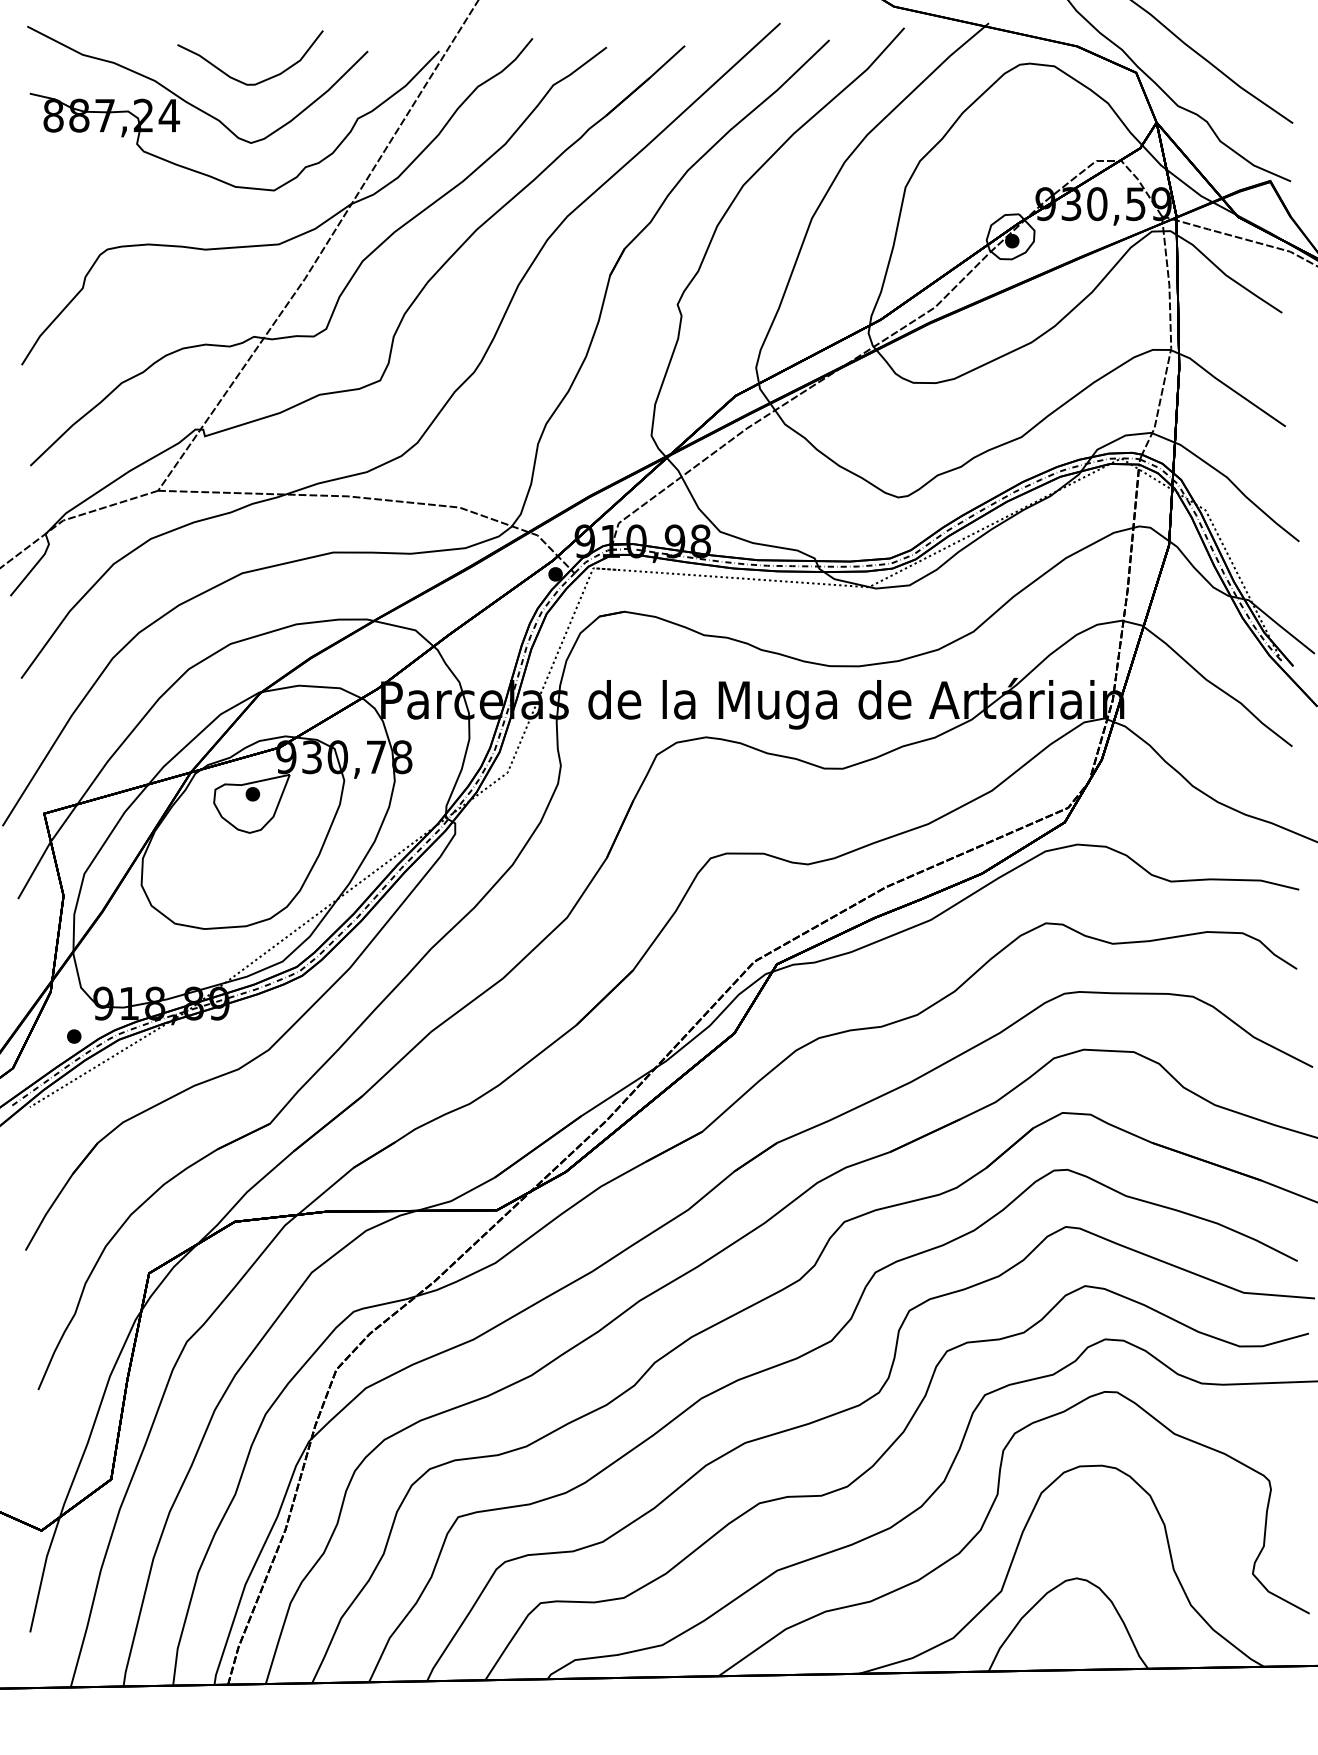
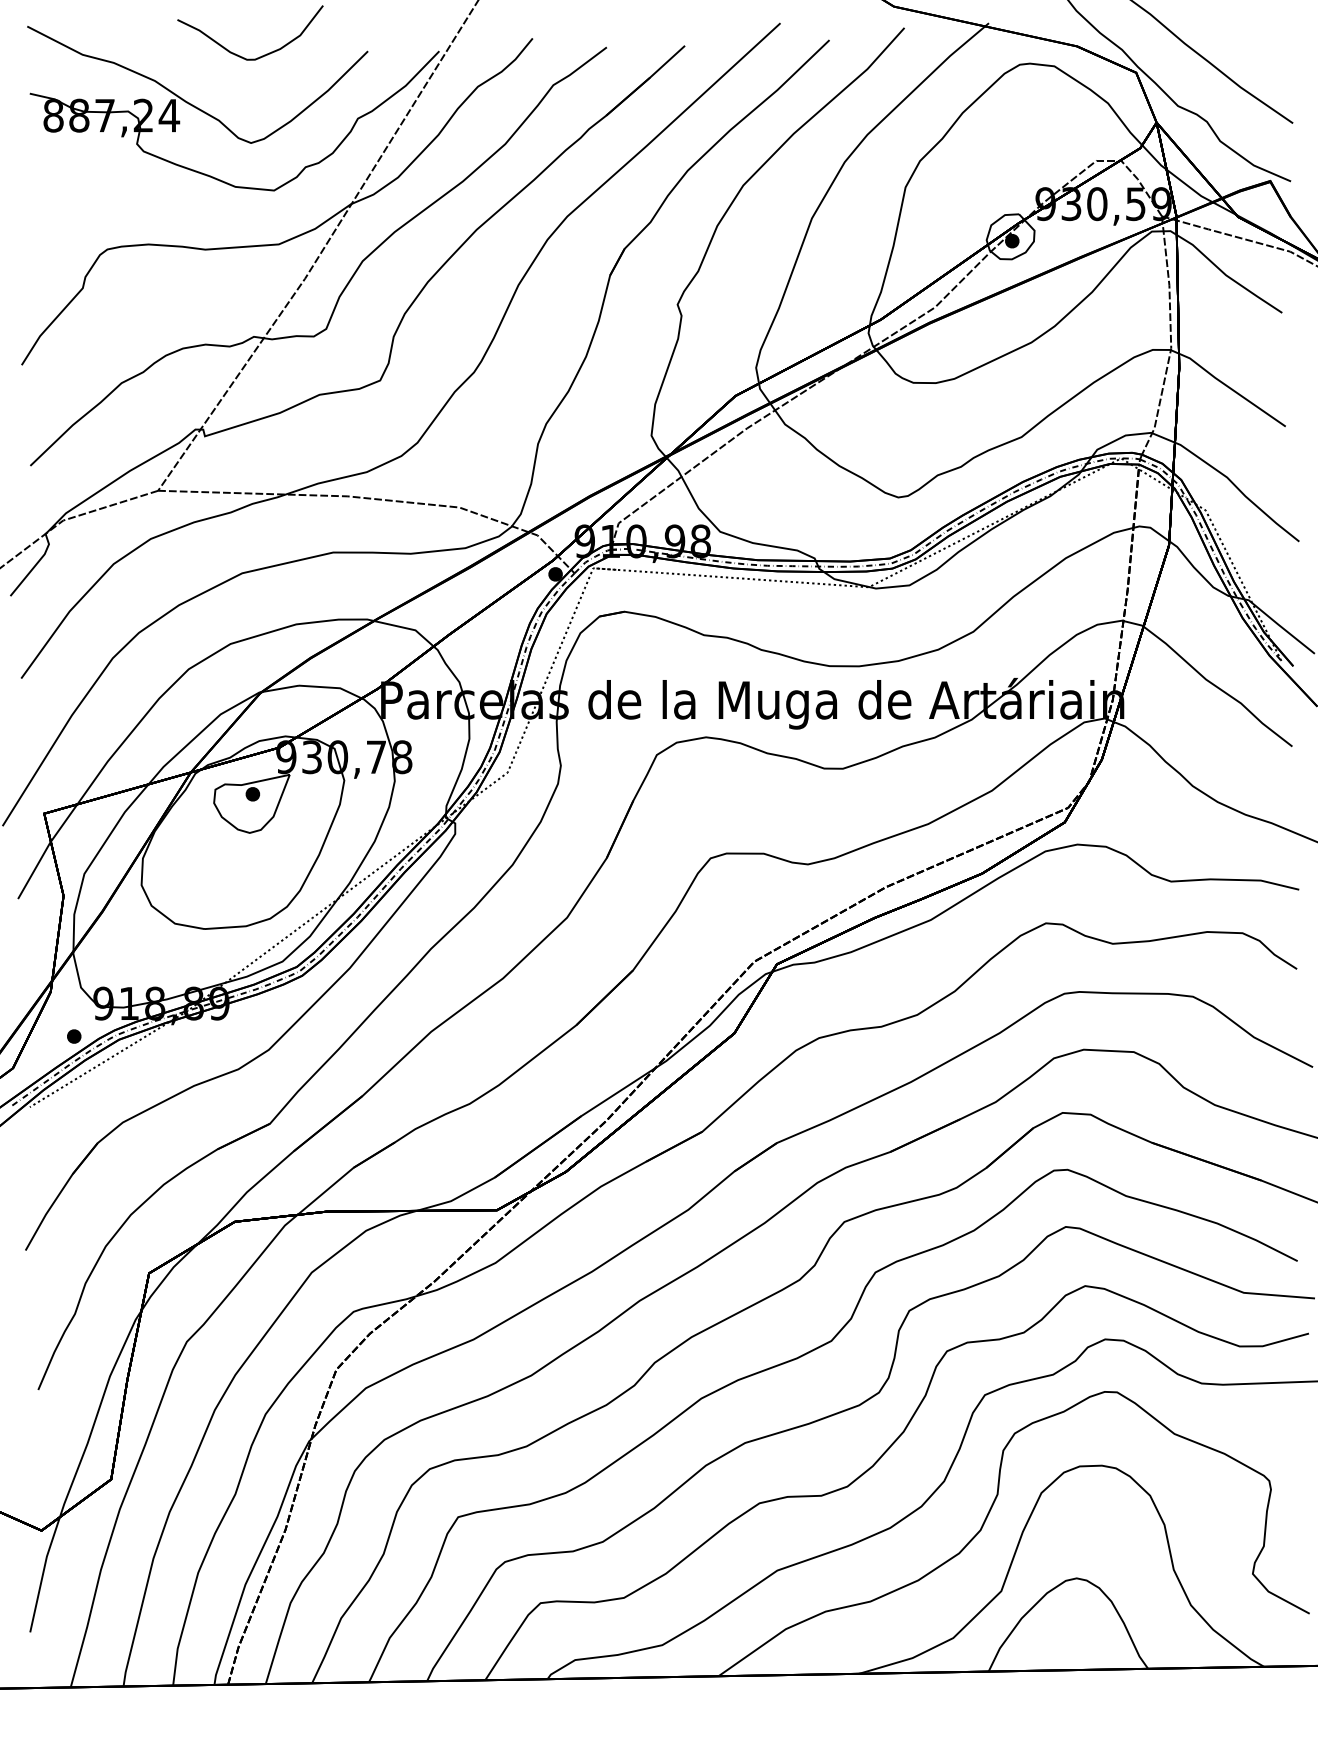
curve position: (240, 80) -> (240, 55) (240, 55)
